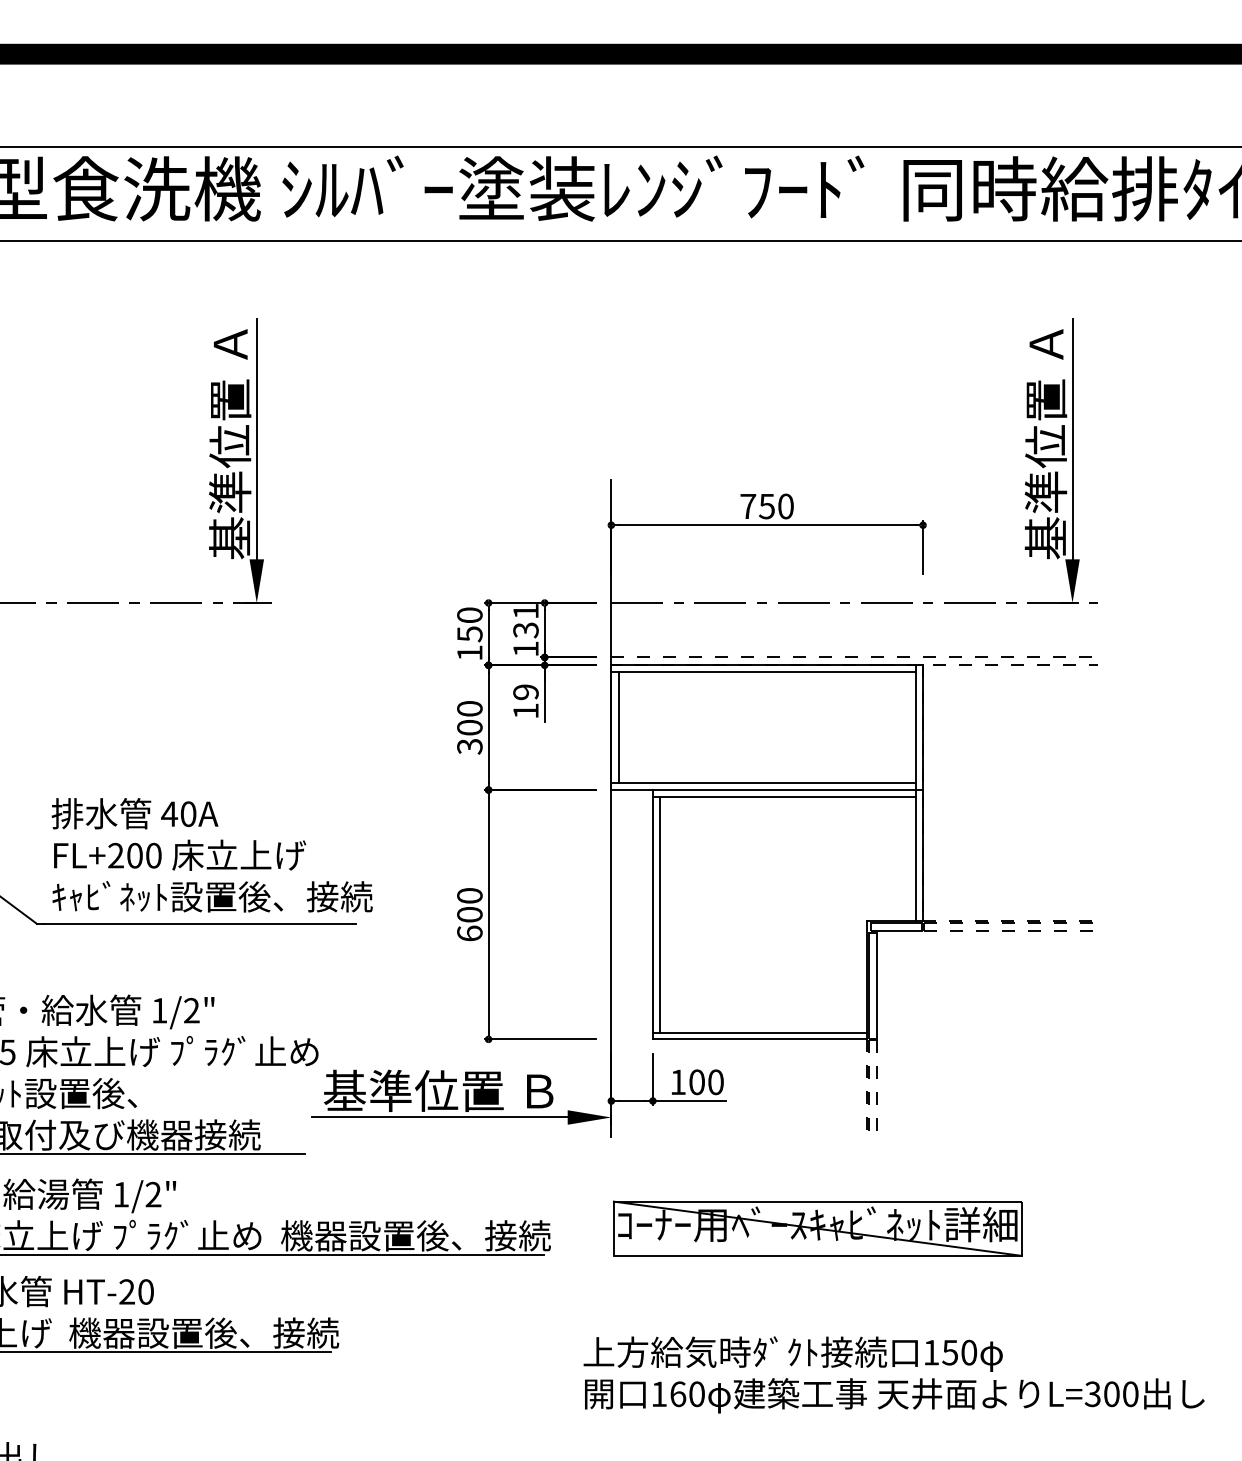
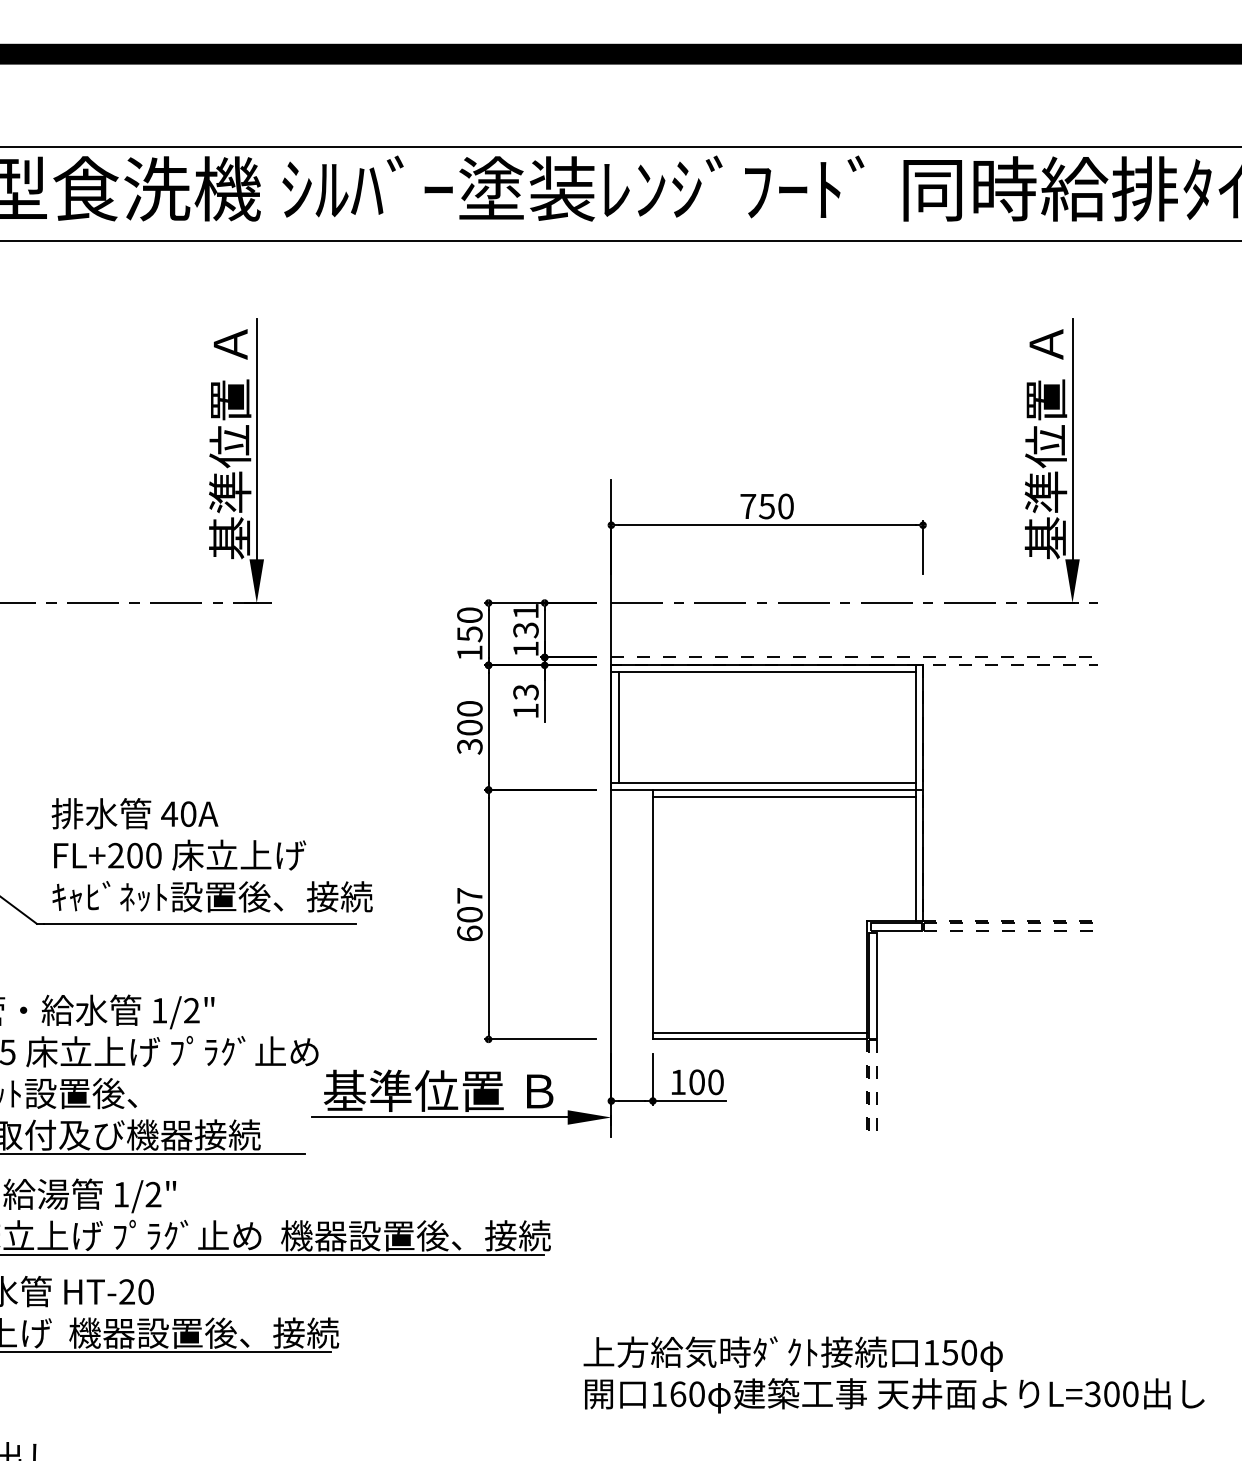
text: 19 -> 13 (525, 692)
text: 600 -> 607 (469, 895)
line: present -> none (659, 914)
part: present -> none (817, 1228)
